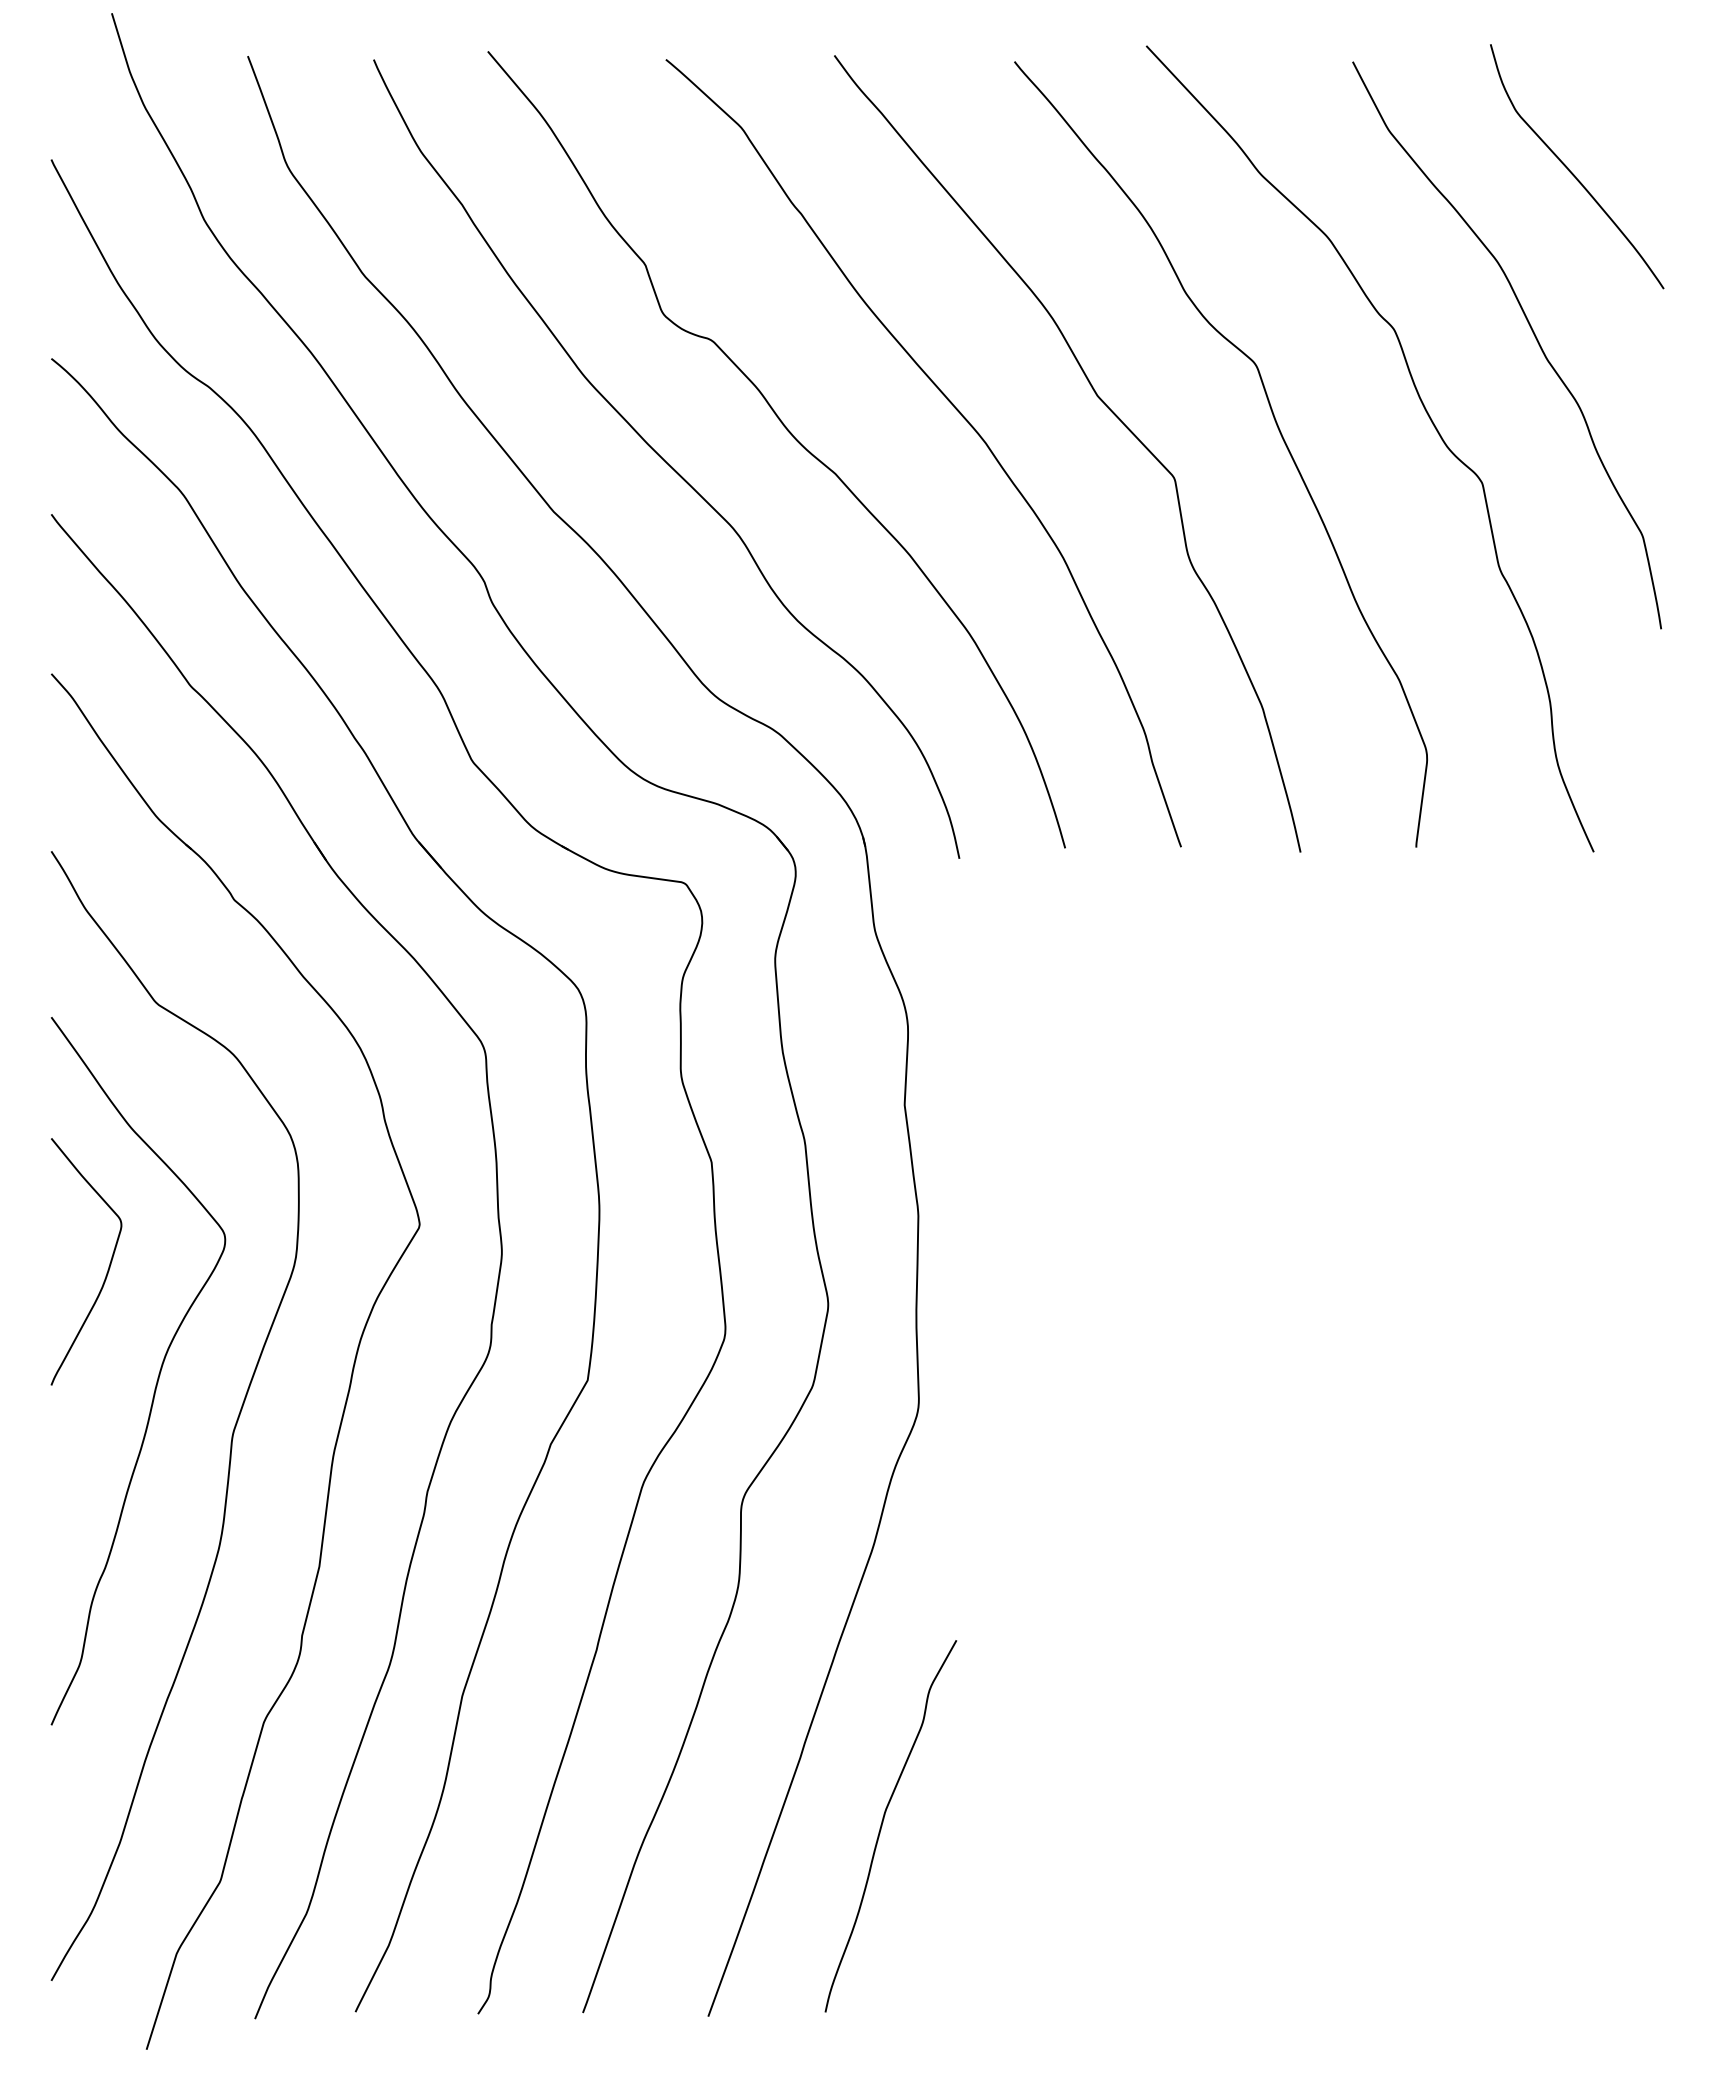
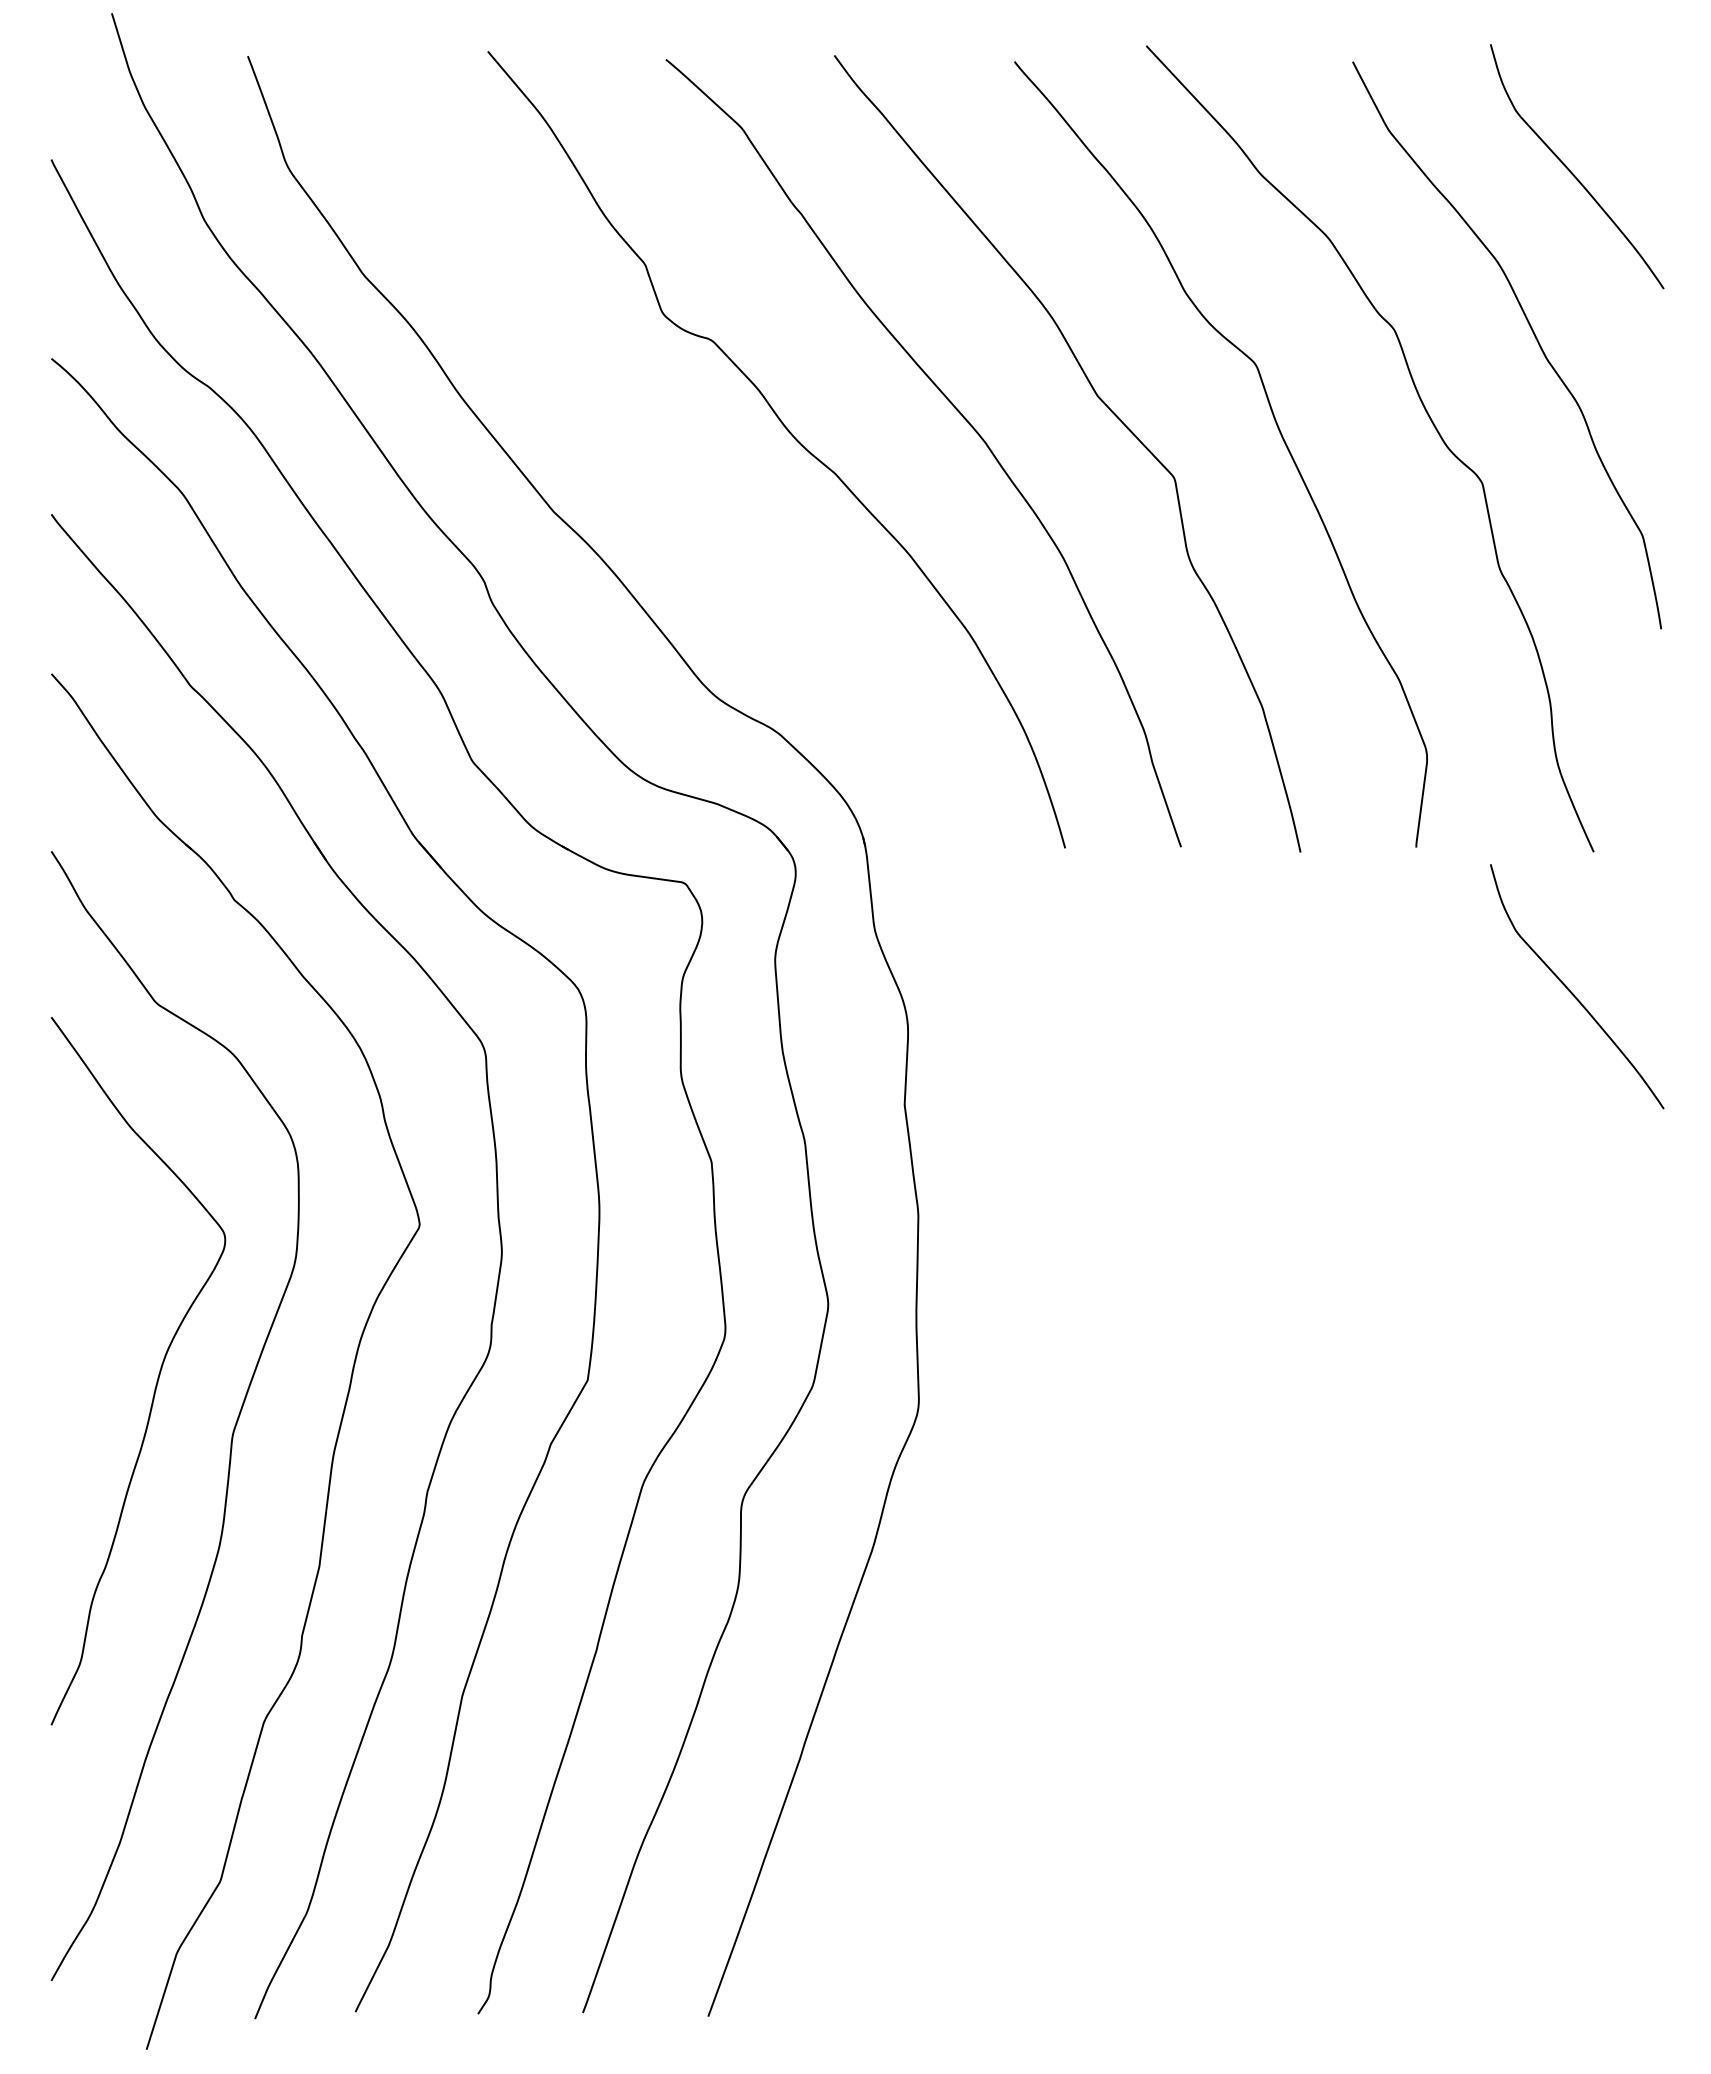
curve: present -> none (664, 459)
curve: none -> present (1571, 991)
curve: present -> none (107, 1269)
curve: present -> none (882, 1826)
